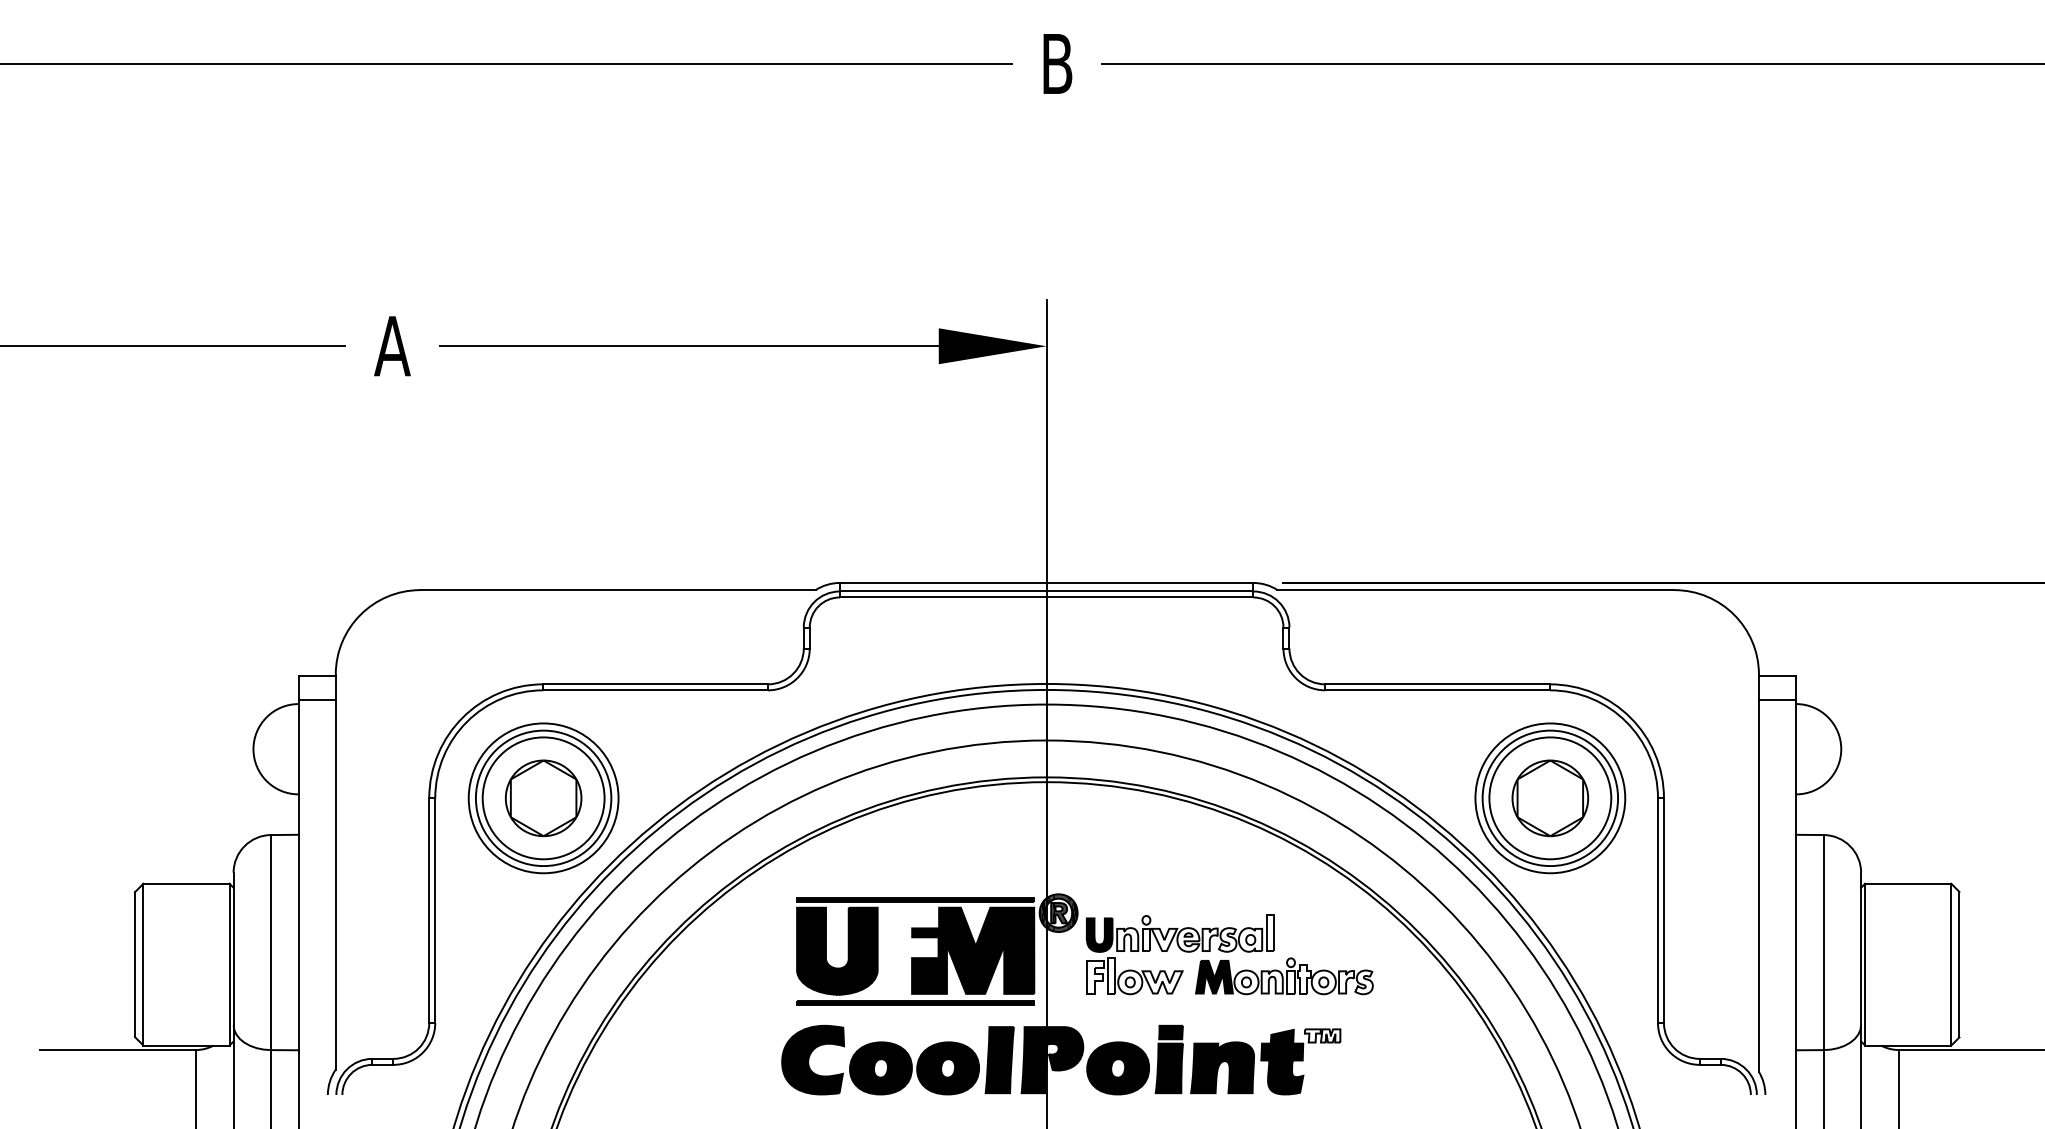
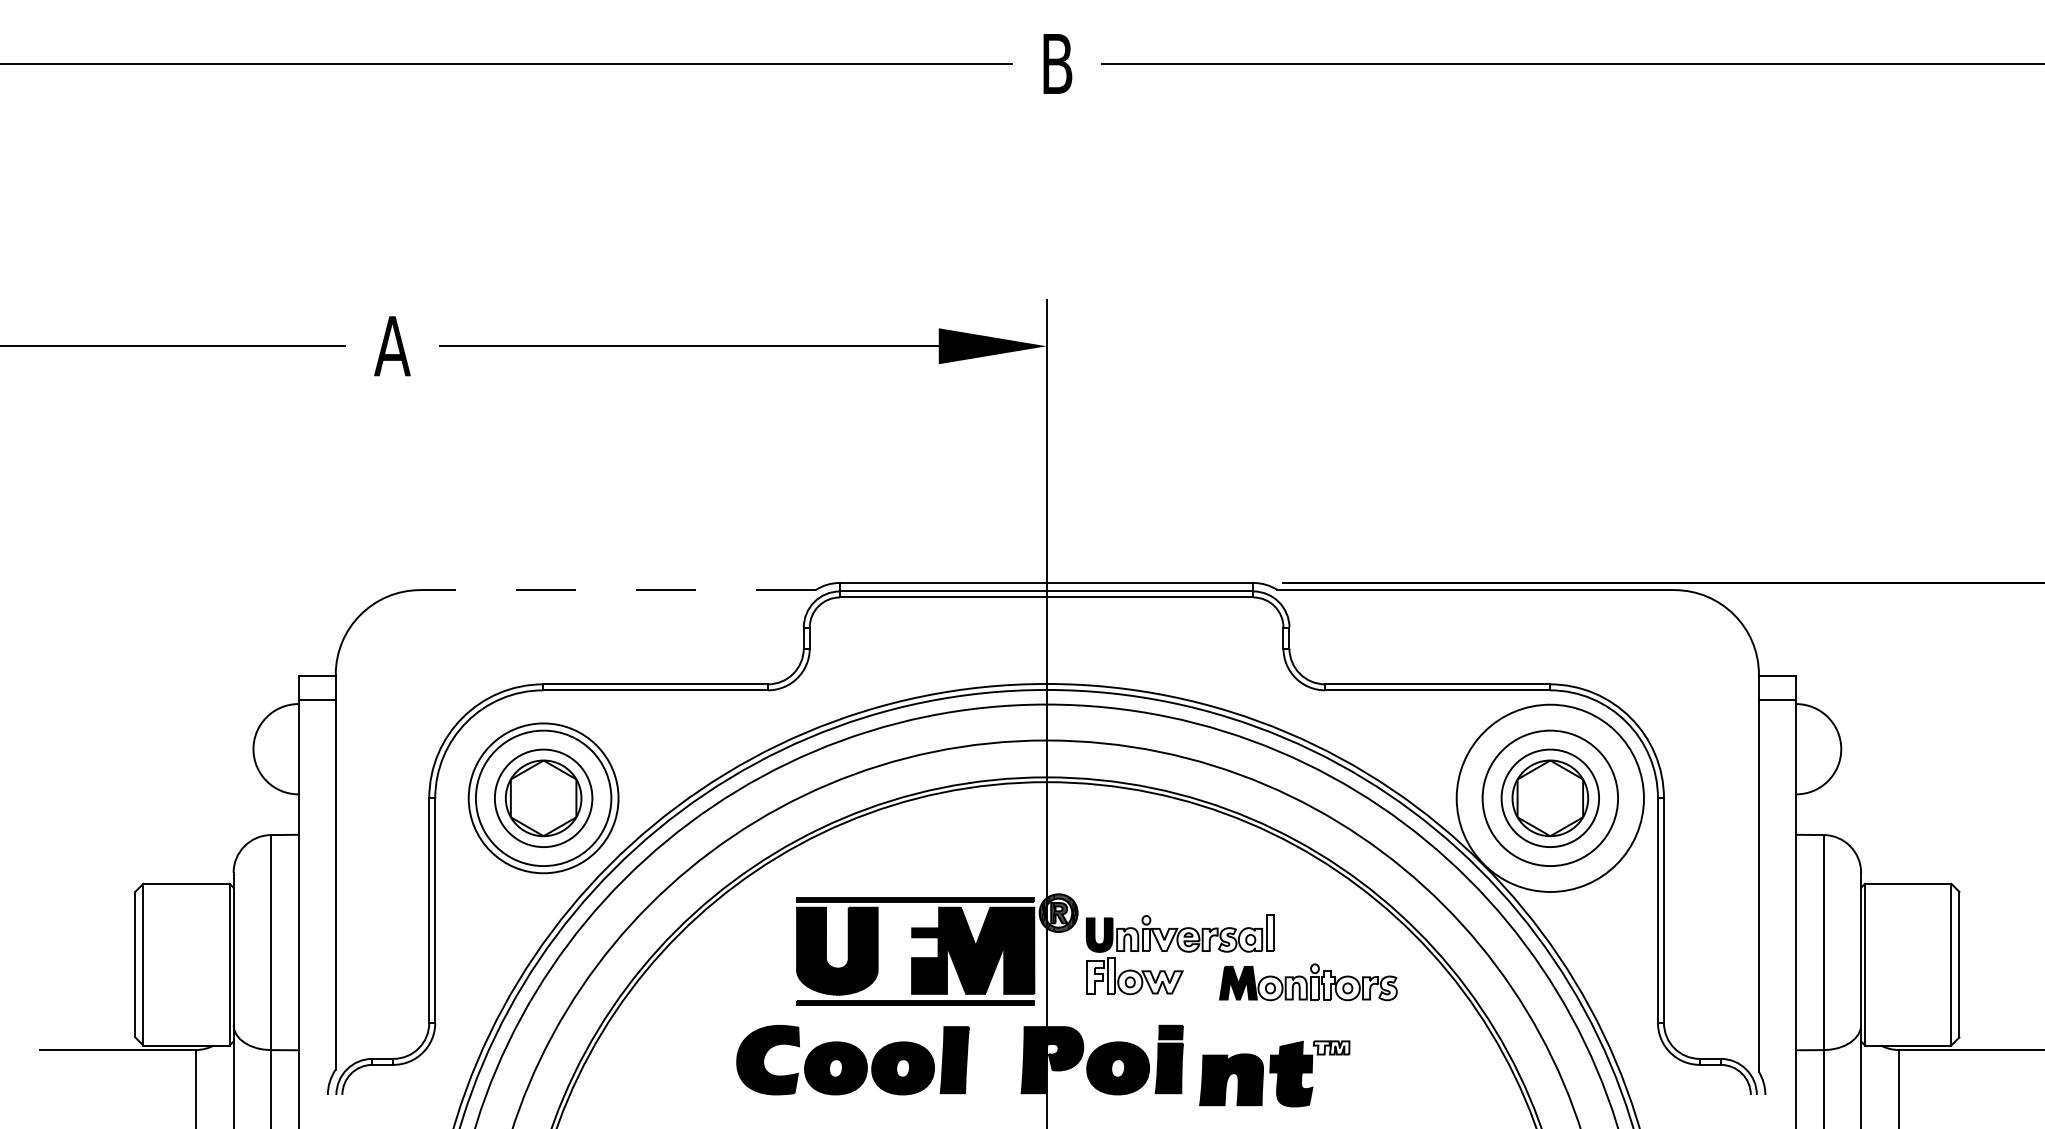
line: solid -> dashed (618, 590)
circle diameter: 122 px -> 98 px (543, 798)
circle diameter: 122 px -> 98 px (1550, 798)
circle diameter: 150 px -> 187 px (1549, 797)
part position: (1284, 976) -> (1308, 982) (1308, 982)
part position: (897, 1059) -> (852, 1059) (852, 1059)
part position: (1265, 1061) -> (1274, 1073) (1274, 1073)
